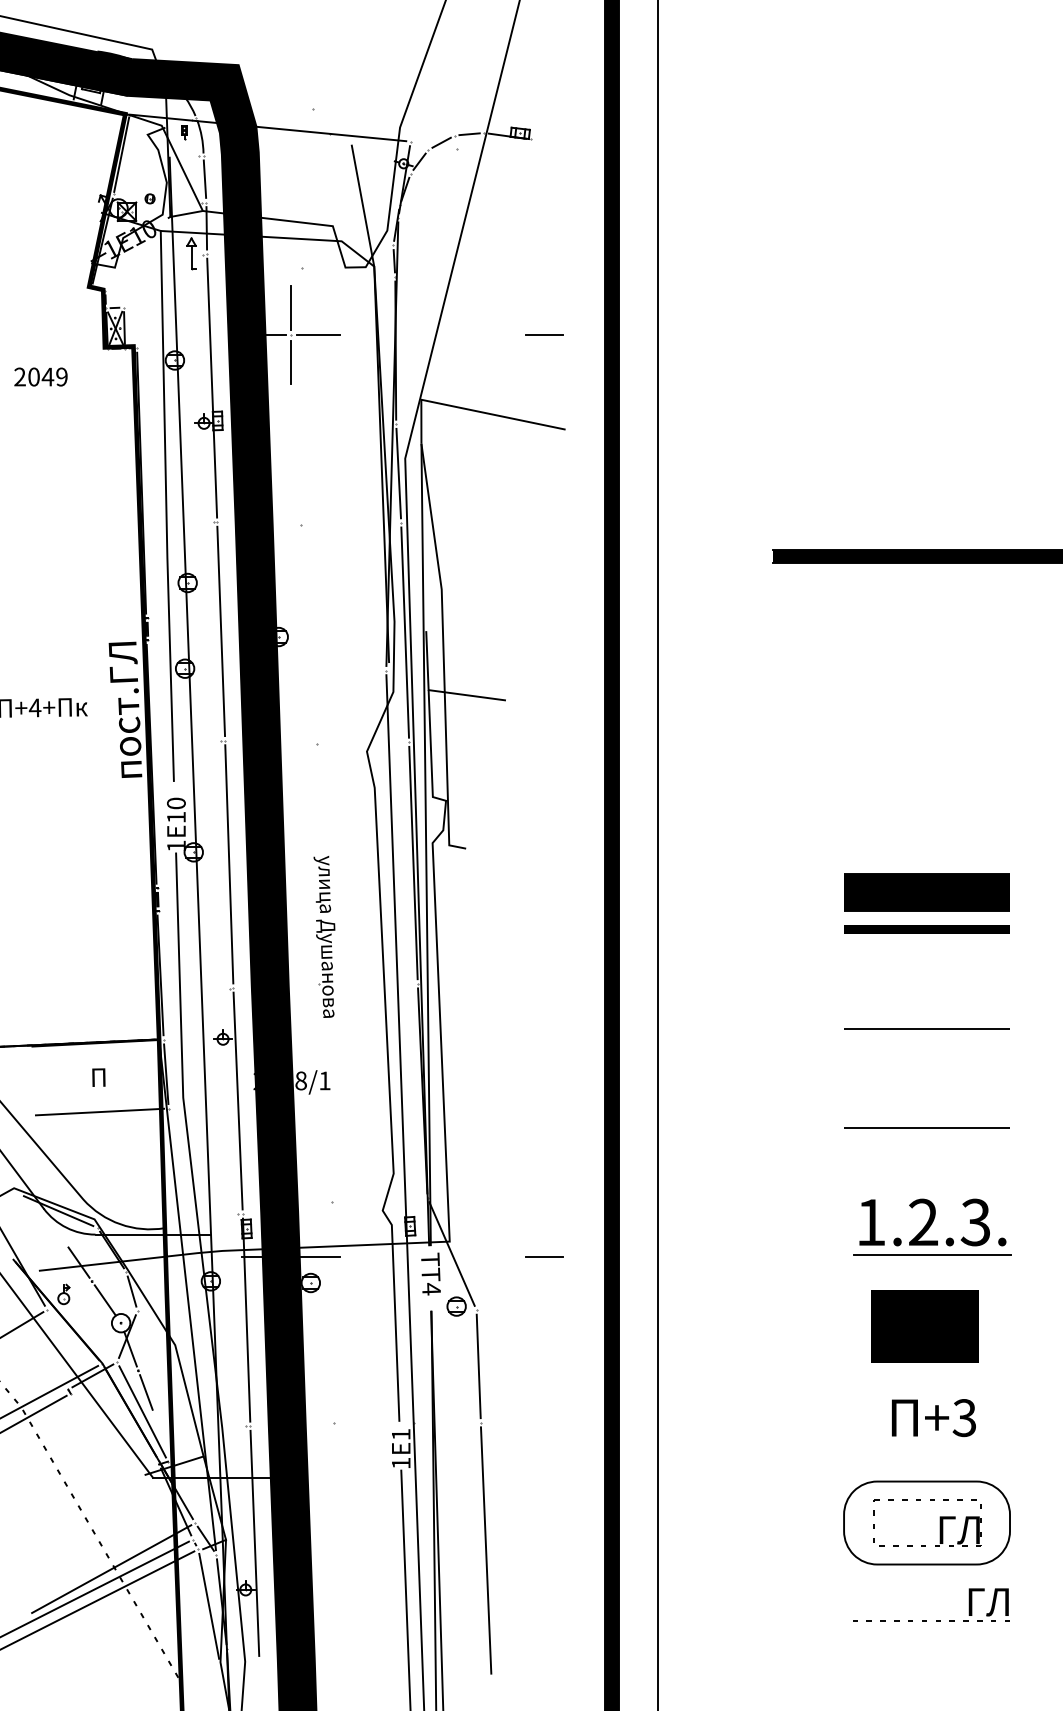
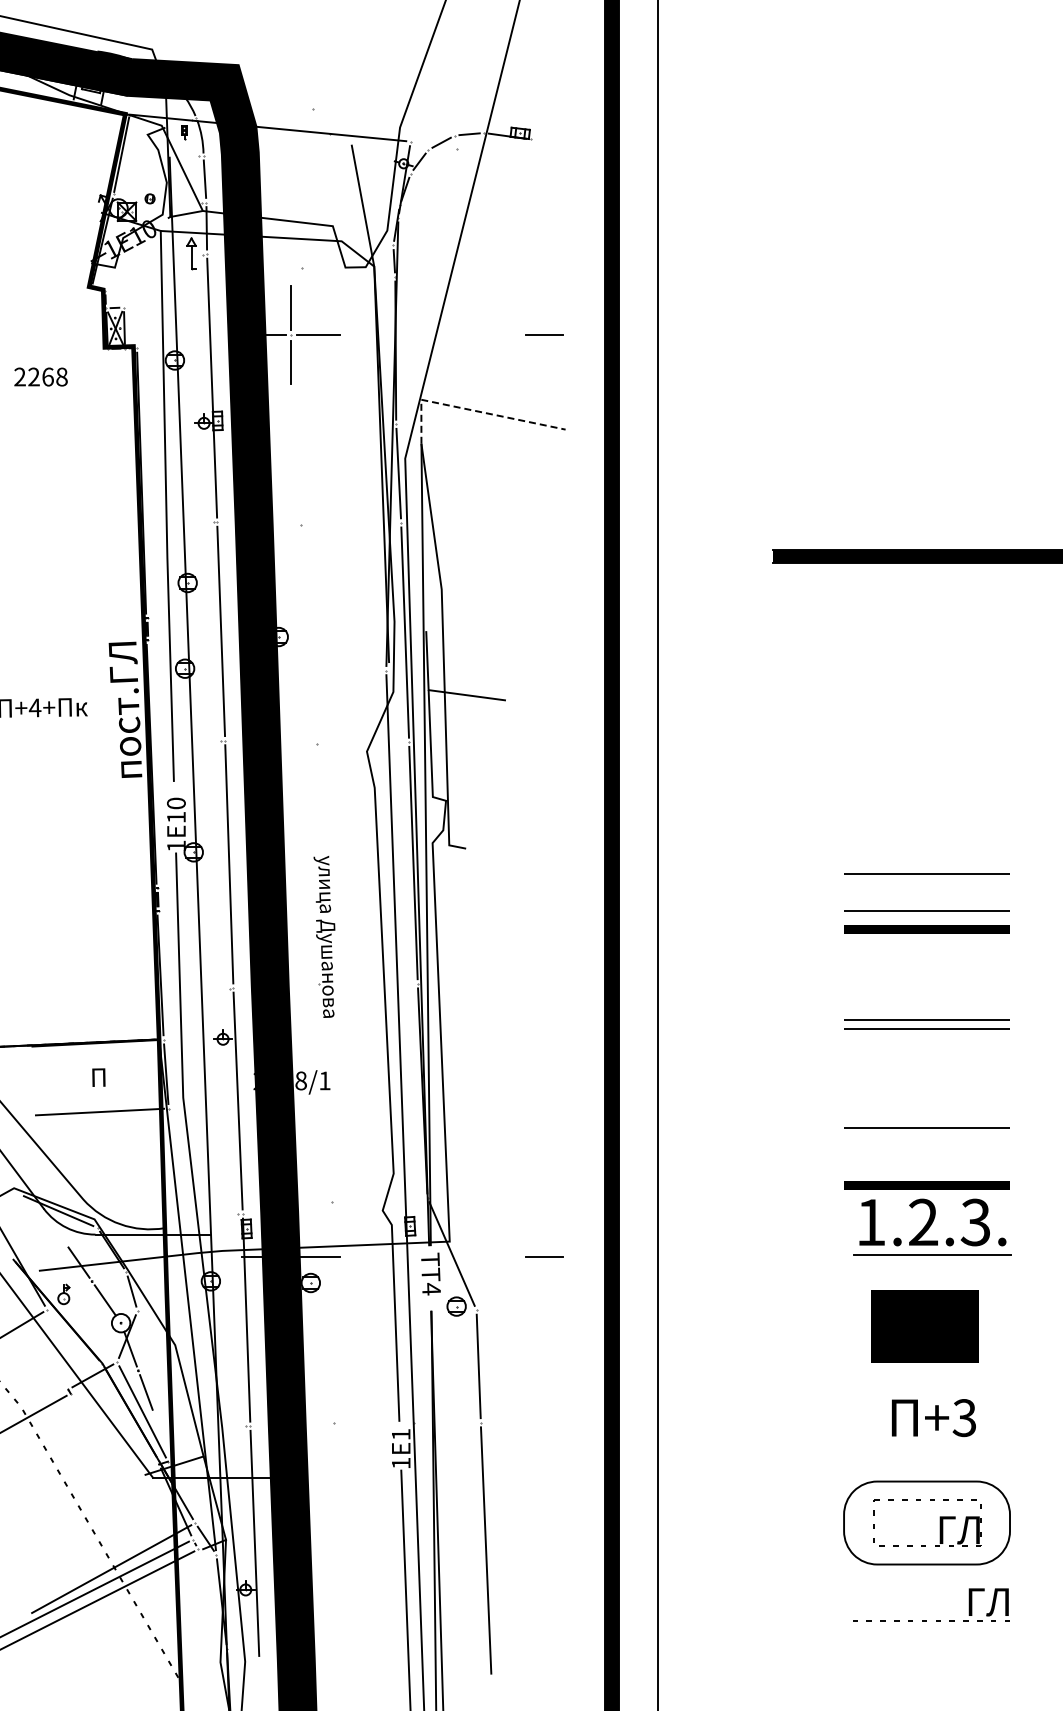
text: 2049 -> 2268 (47, 376)
line: solid -> dashed (471, 410)
fill: present -> none (927, 892)
line: none -> present (926, 1019)
line: none -> present (926, 1185)
line: present -> none (50, 1391)
line: present -> none (209, 1605)
